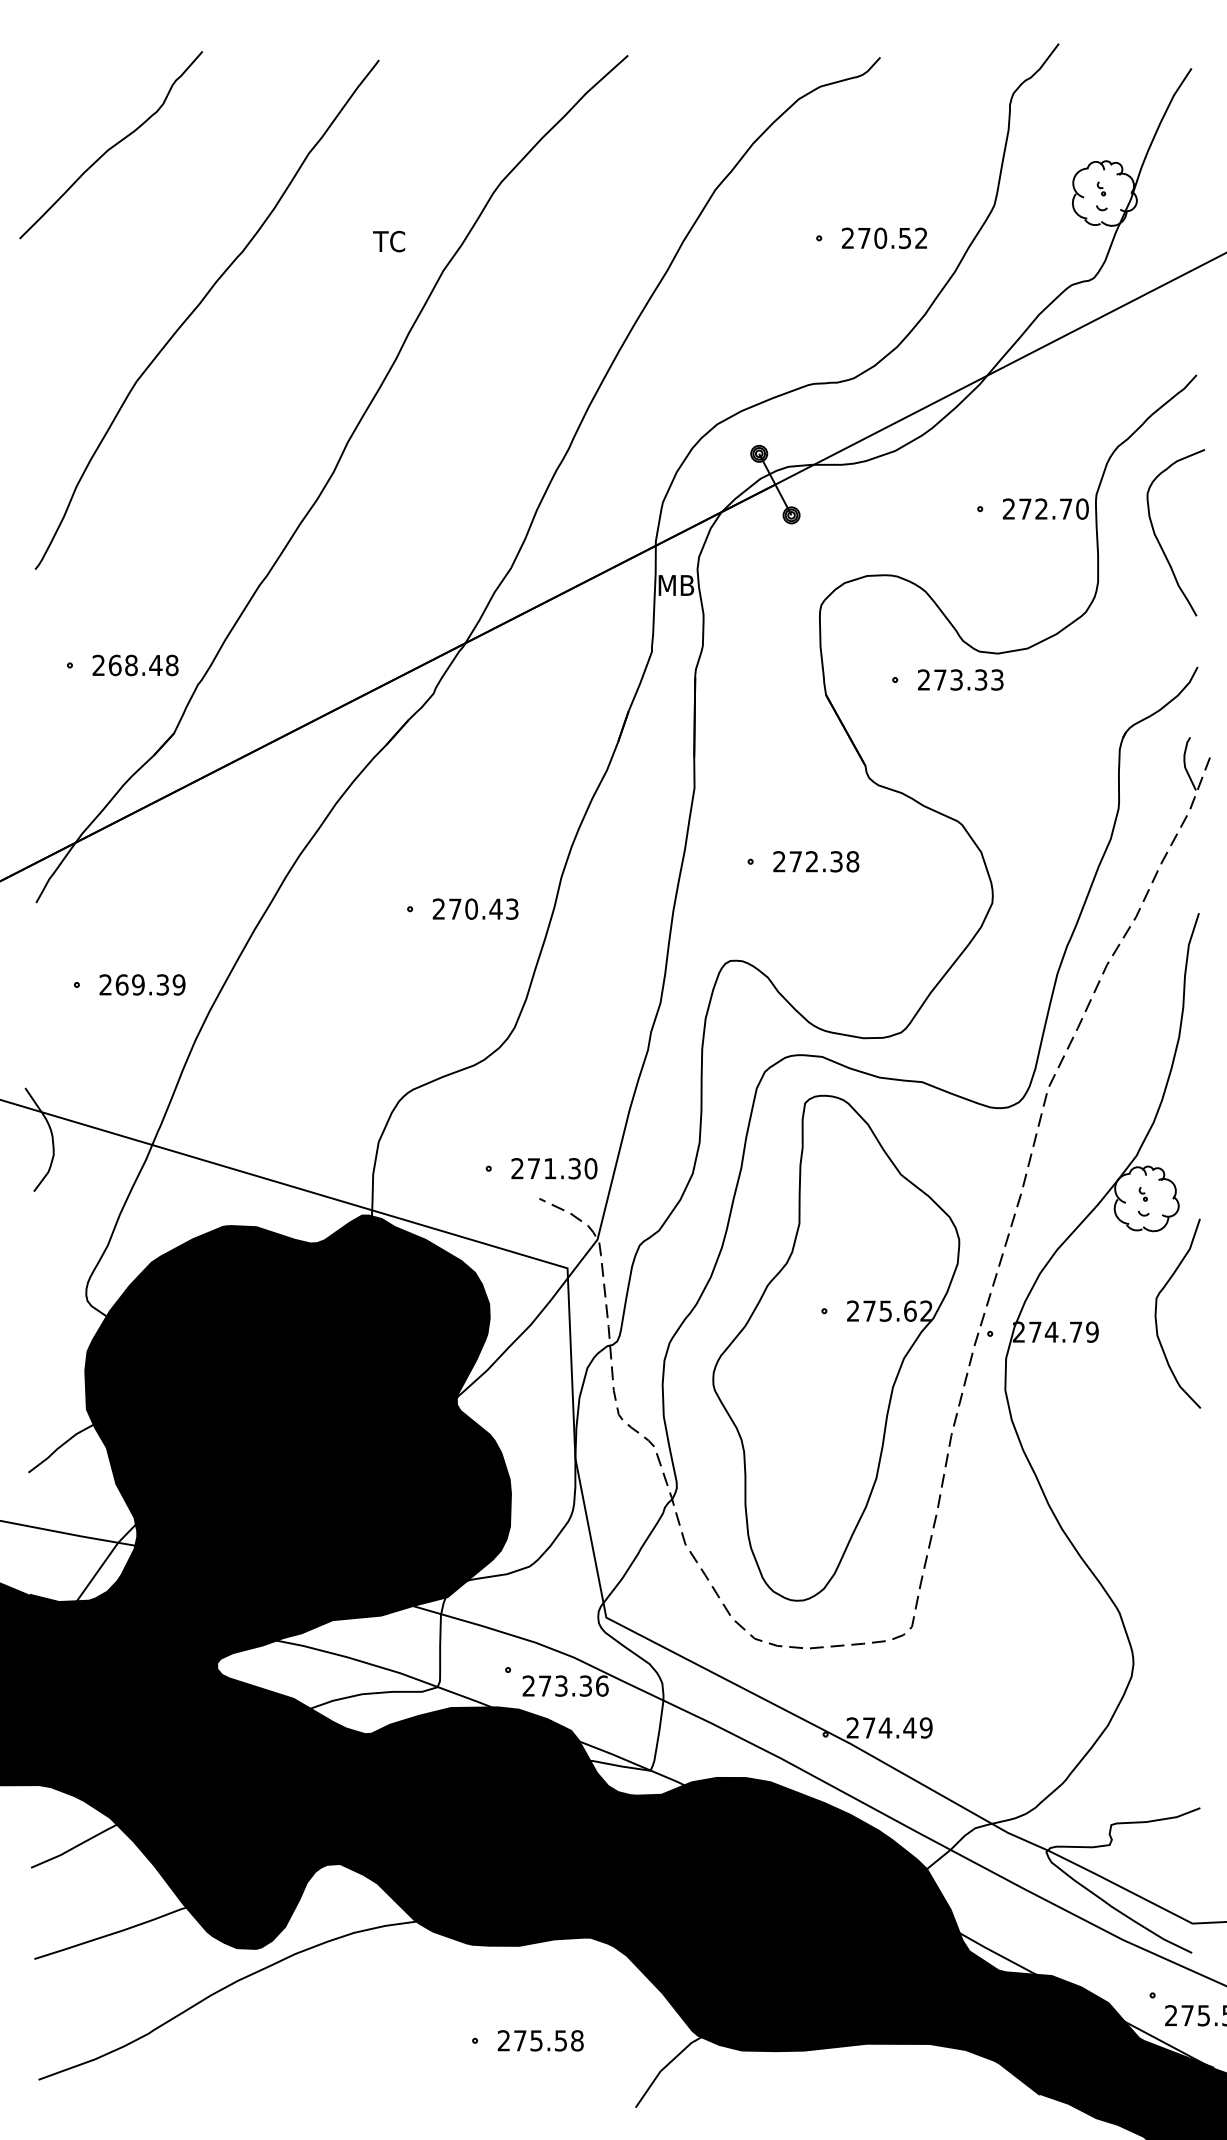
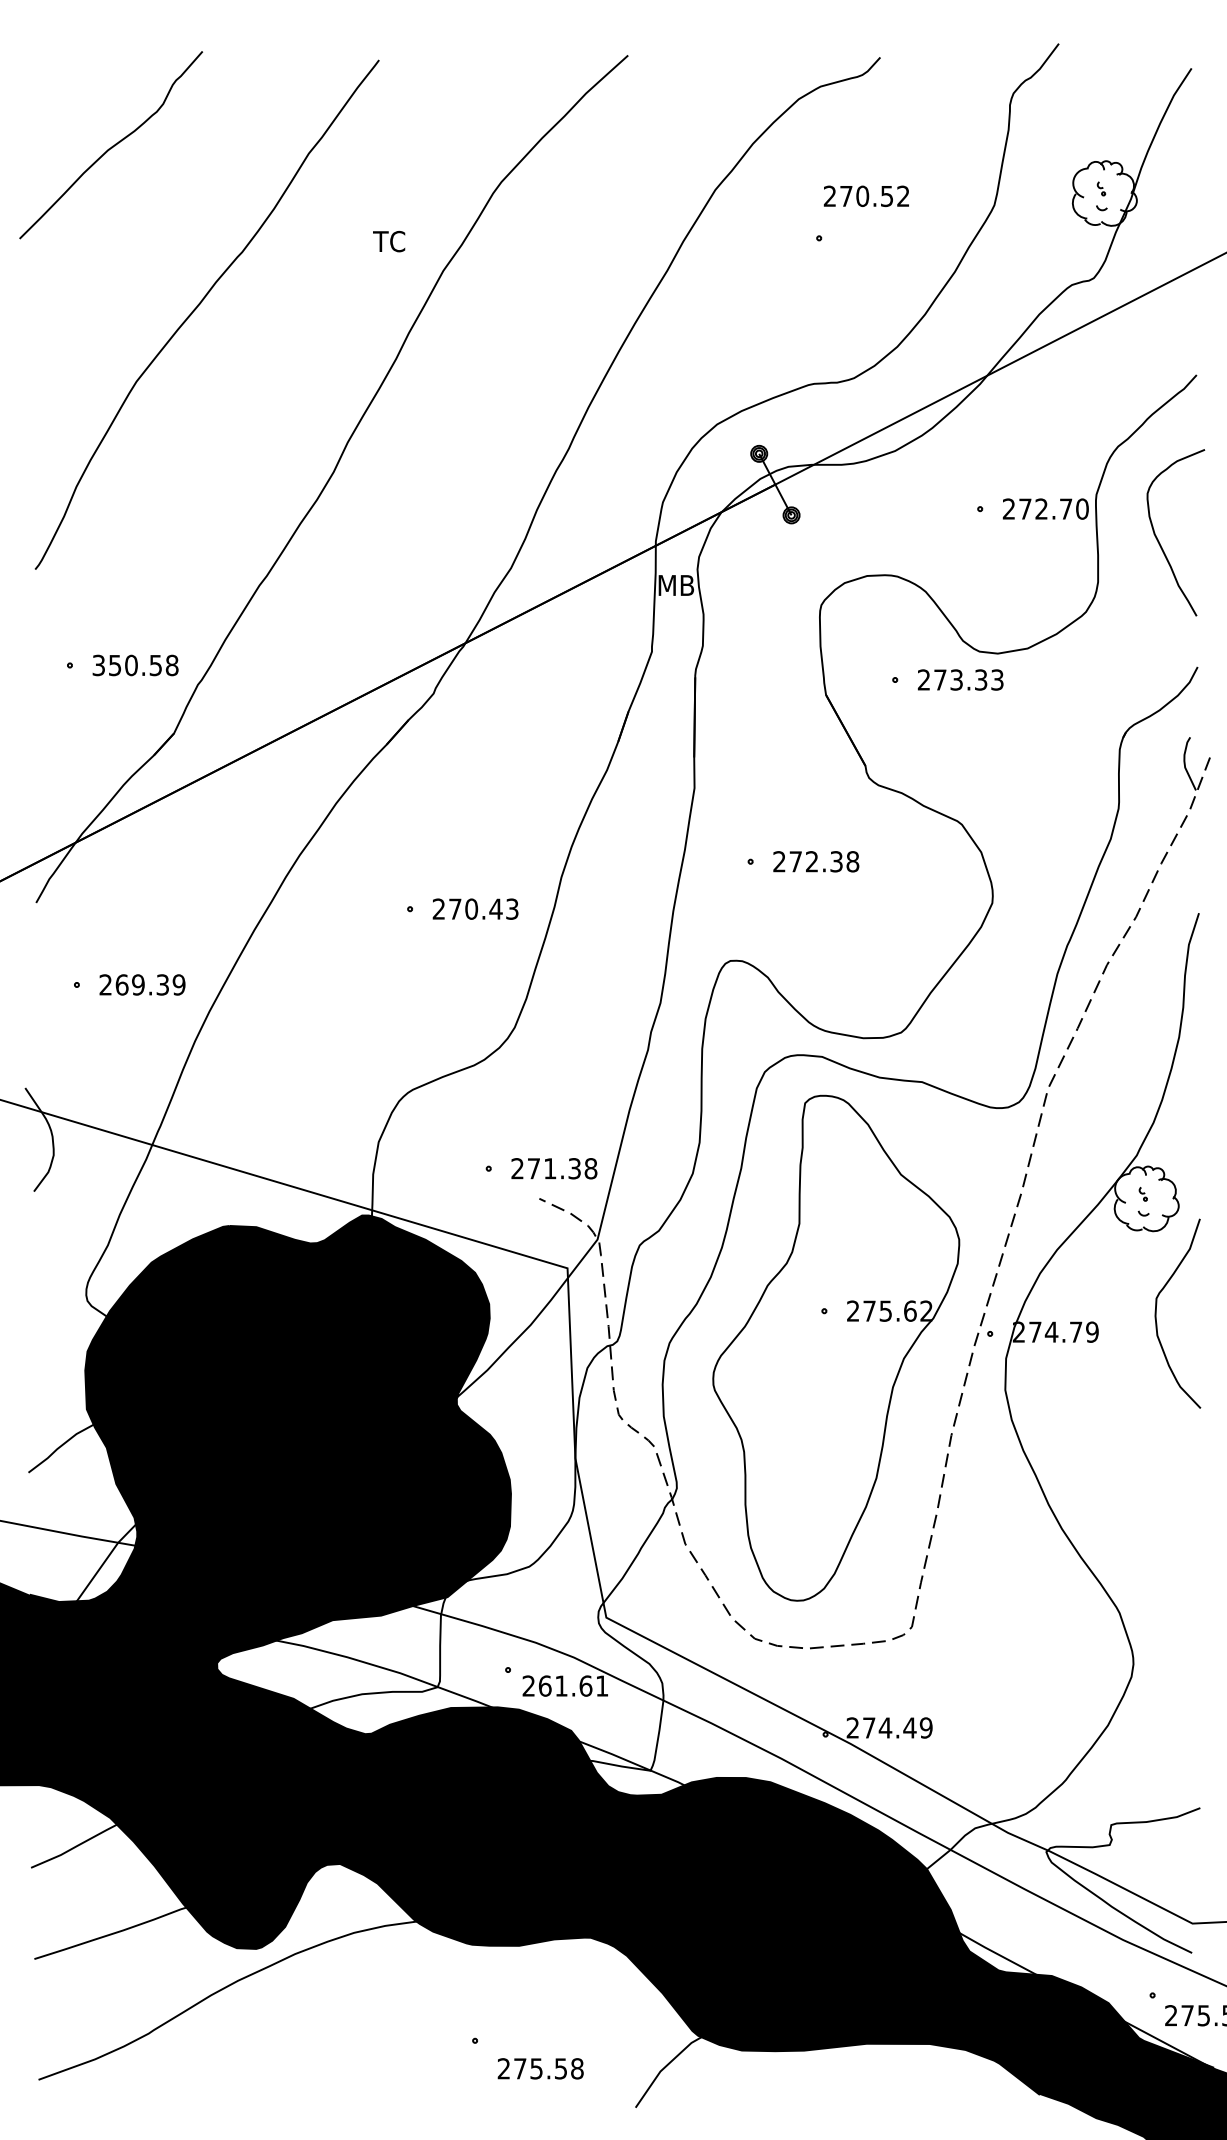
text position: (883, 237) -> (865, 195) (865, 195)
text: 268.48 -> 350.58 (127, 665)
text: 271.30 -> 271.38 (590, 1168)
text: 273.36 -> 261.61 (573, 1685)
text position: (540, 2040) -> (540, 2068) (540, 2068)
